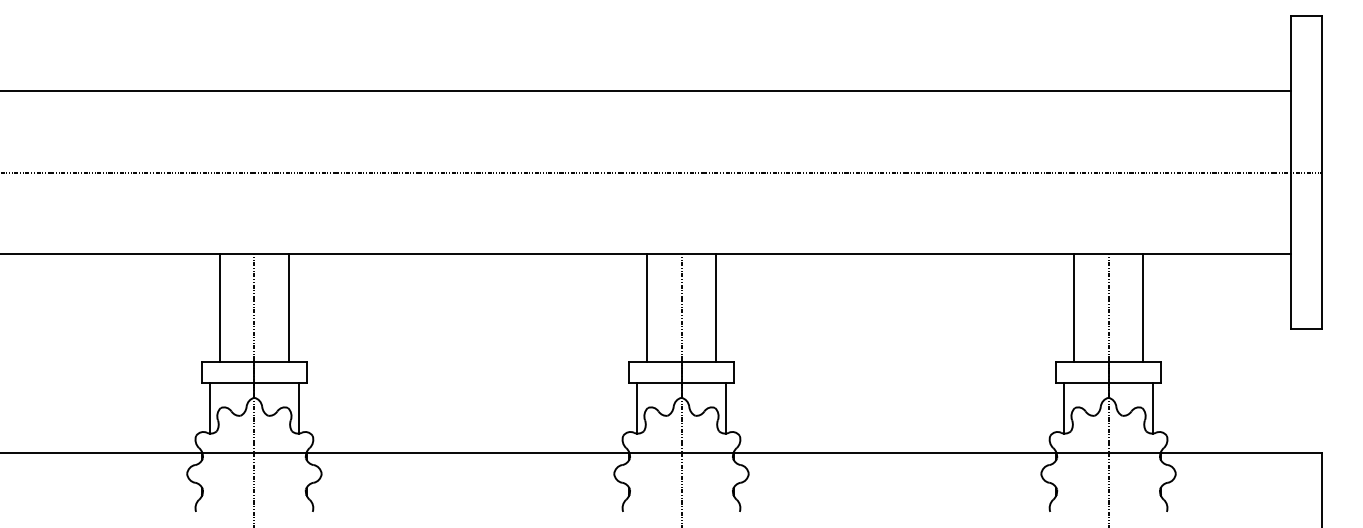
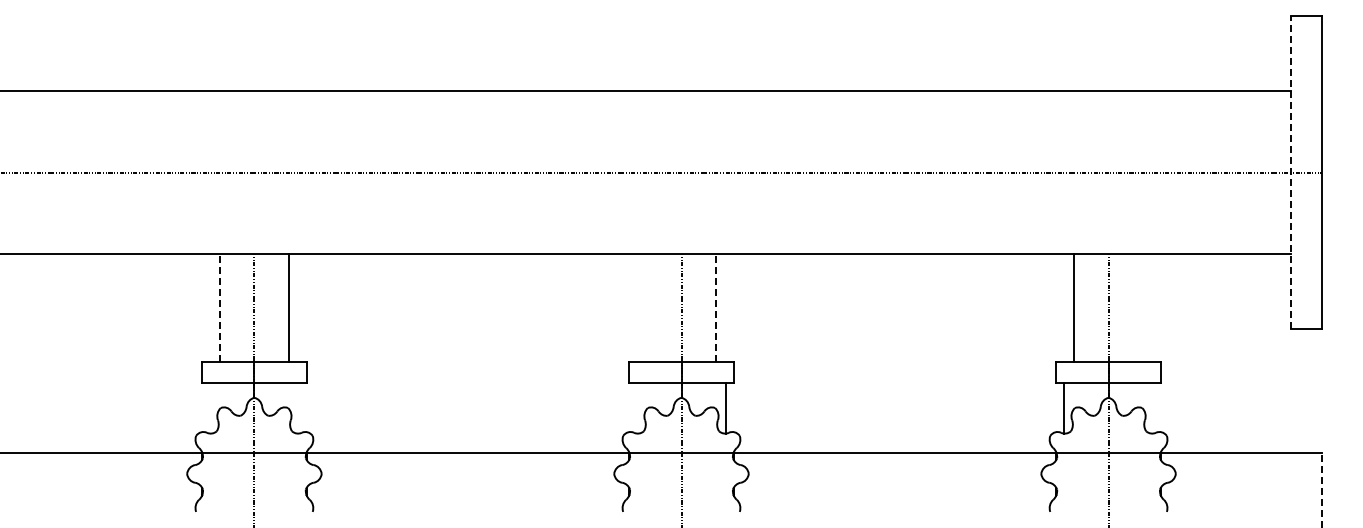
line: solid -> dashed (1290, 172)
line: present -> none (647, 307)
line: present -> none (1142, 307)
line: solid -> dashed (220, 308)
line: solid -> dashed (715, 308)
line: present -> none (209, 408)
line: present -> none (299, 408)
line: present -> none (636, 408)
line: present -> none (1153, 408)
line: solid -> dashed (1322, 490)
